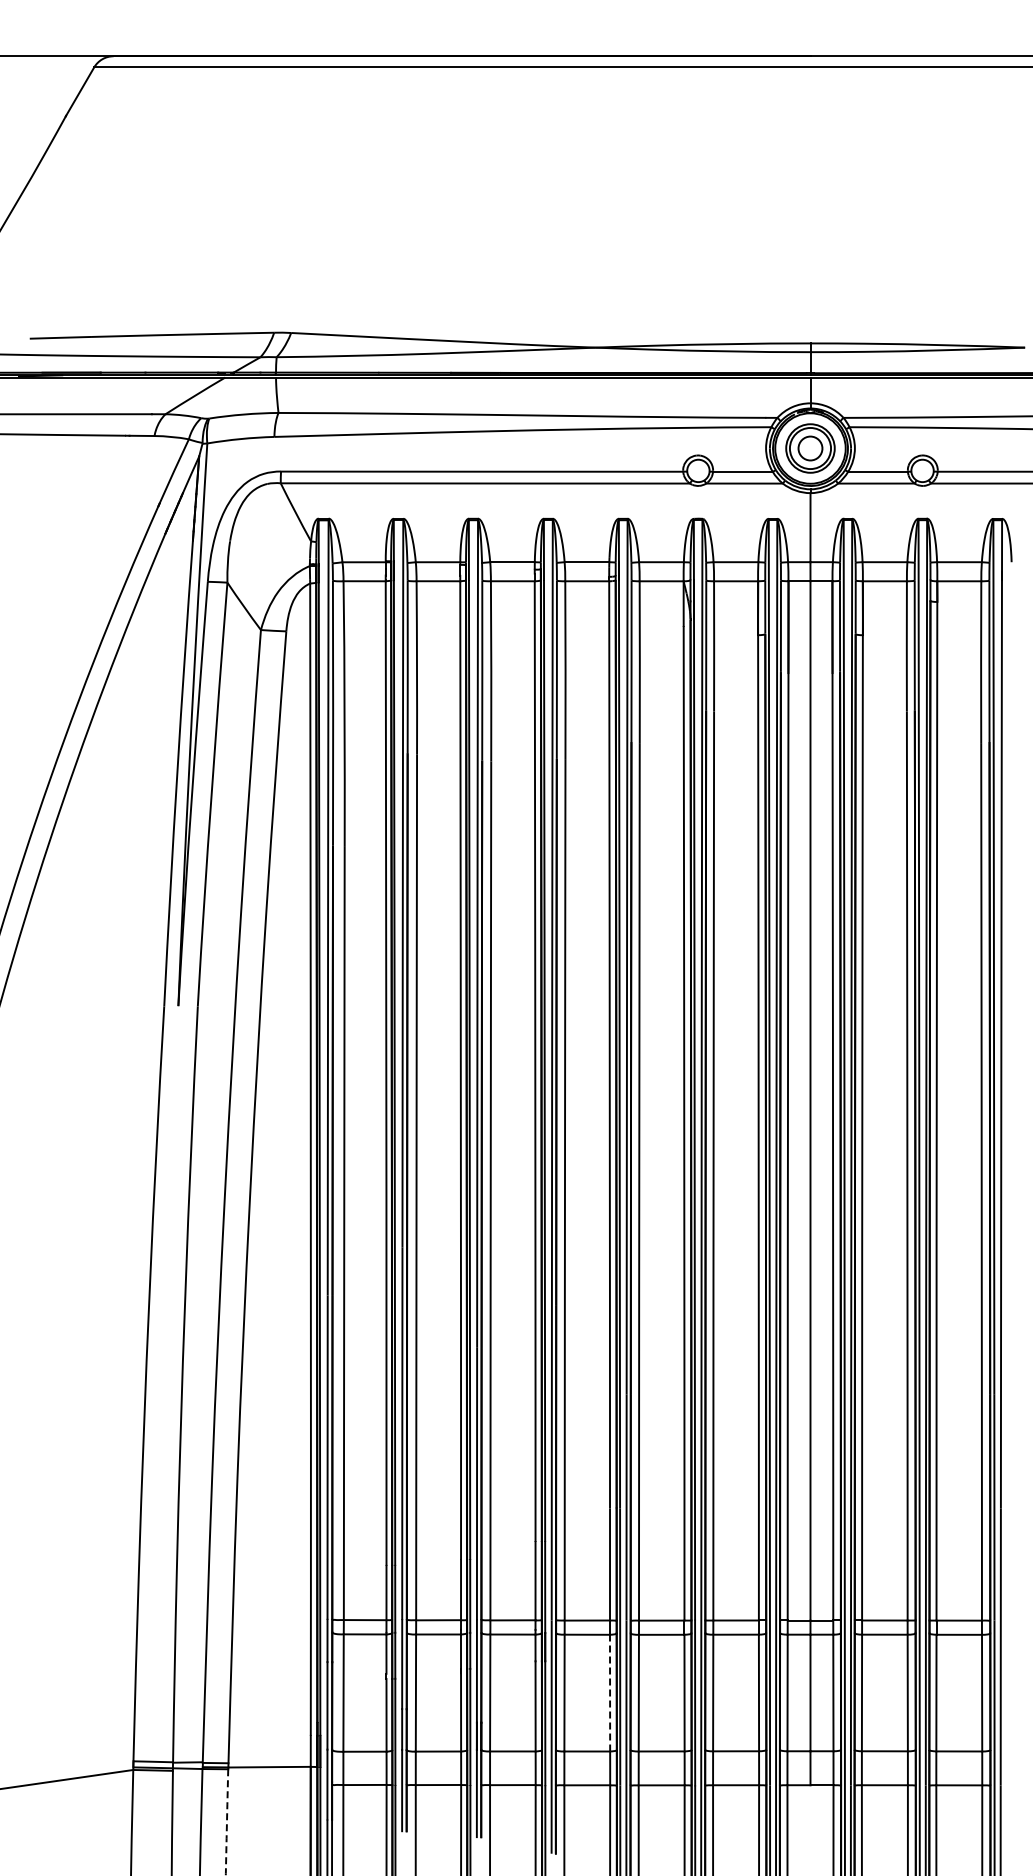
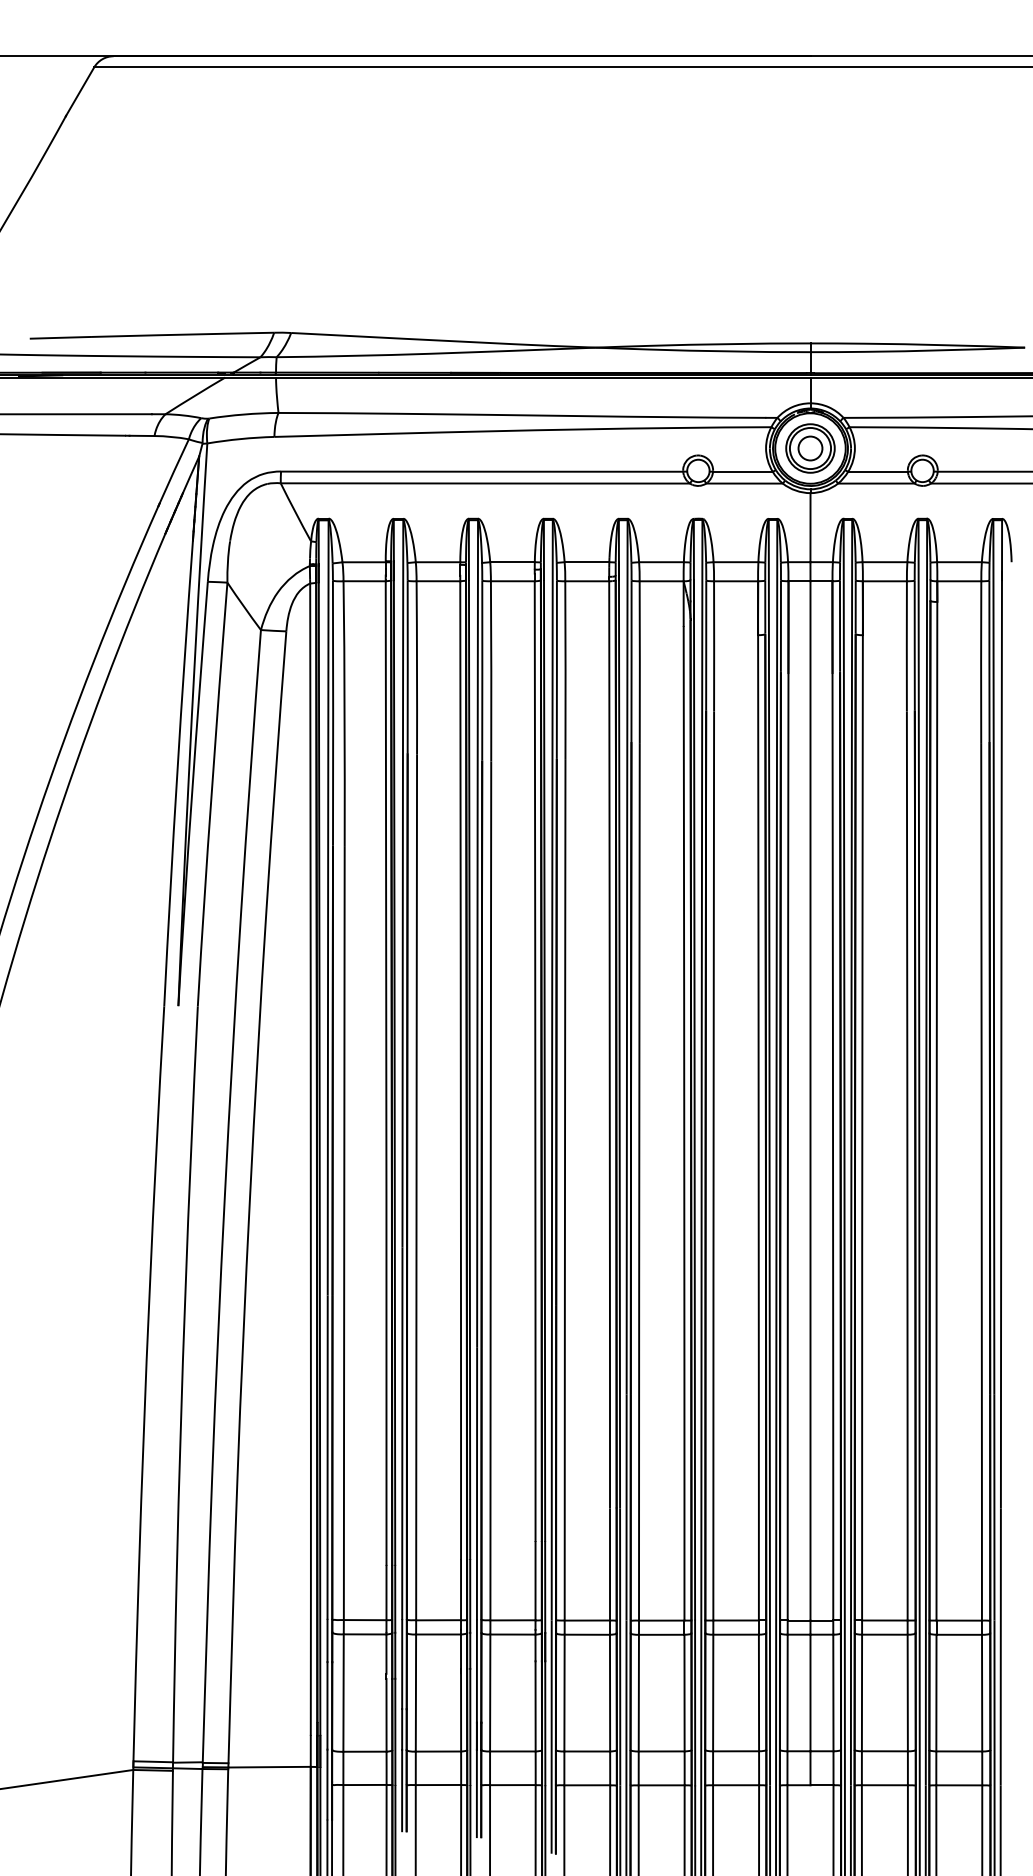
line: dashed -> solid (610, 1692)
arc: dashed -> solid (227, 1822)
